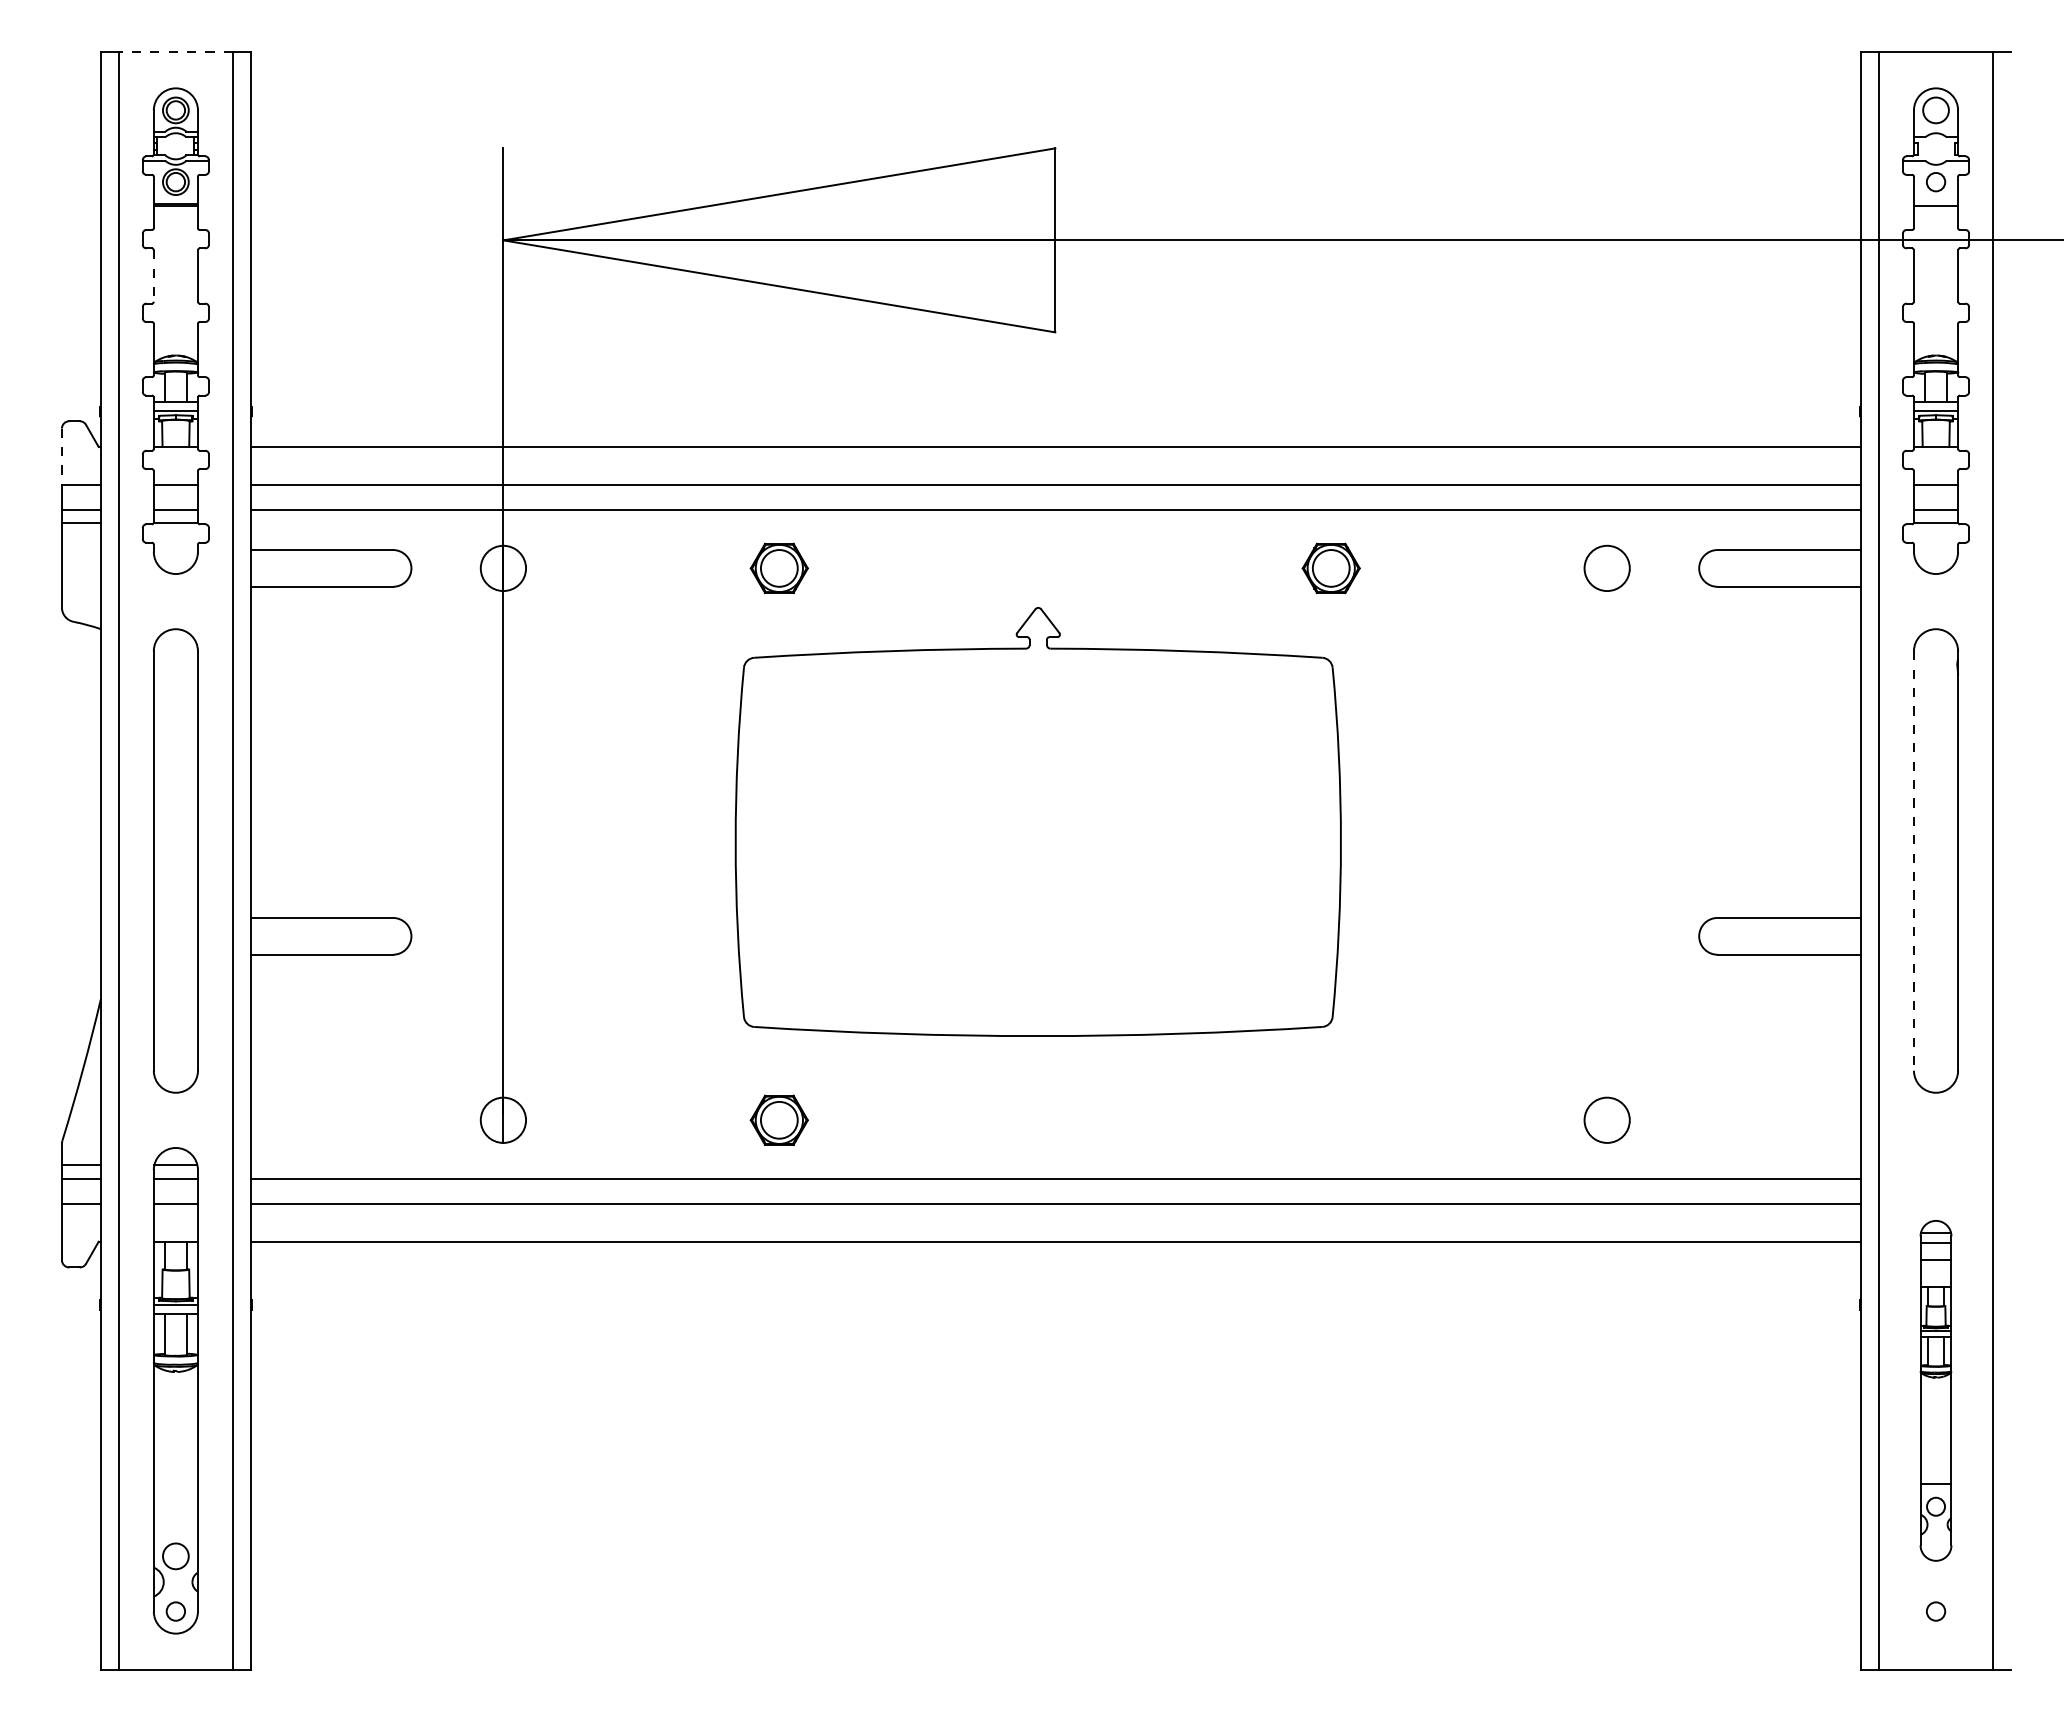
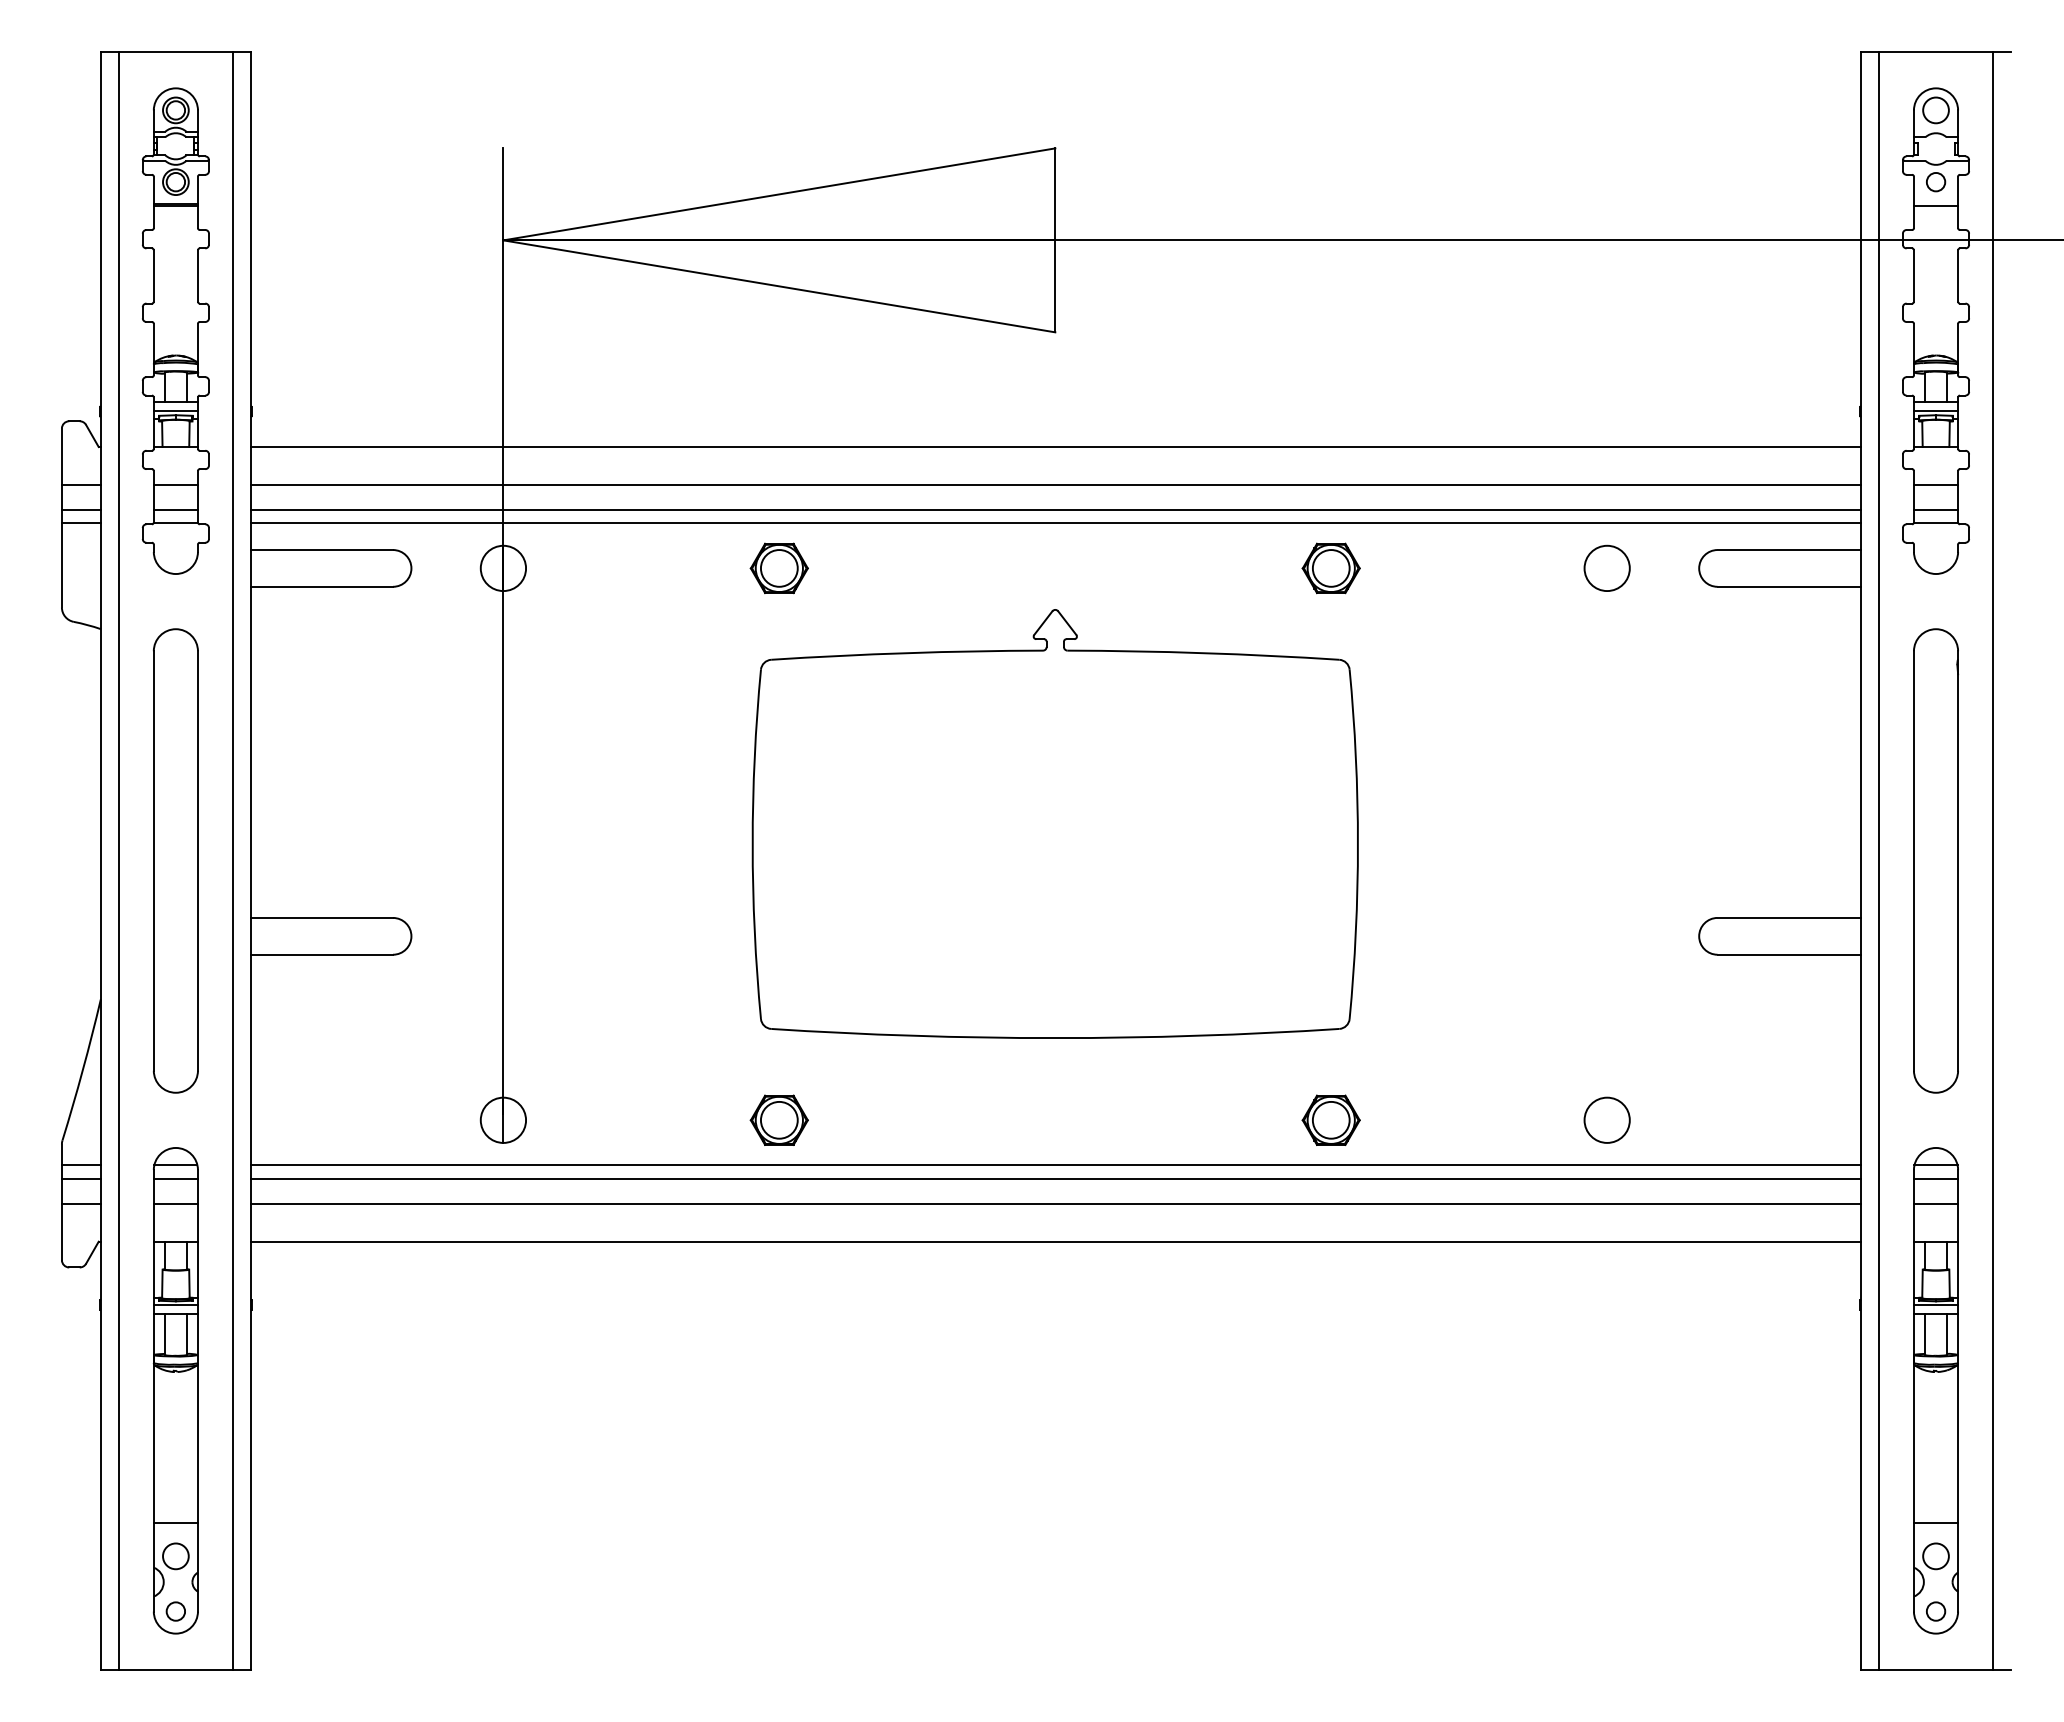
line: dashed -> solid (175, 51)
line: dashed -> solid (153, 276)
line: dashed -> solid (61, 457)
line: none -> present (1055, 523)
part position: (1037, 821) -> (1054, 823) (1054, 823)
line: dashed -> solid (1913, 861)
part: none -> present (1330, 1119)
line: none -> present (1055, 1165)
part size: 34x342 px -> 46x488 px (1935, 1390)
line: none -> present (175, 1523)
